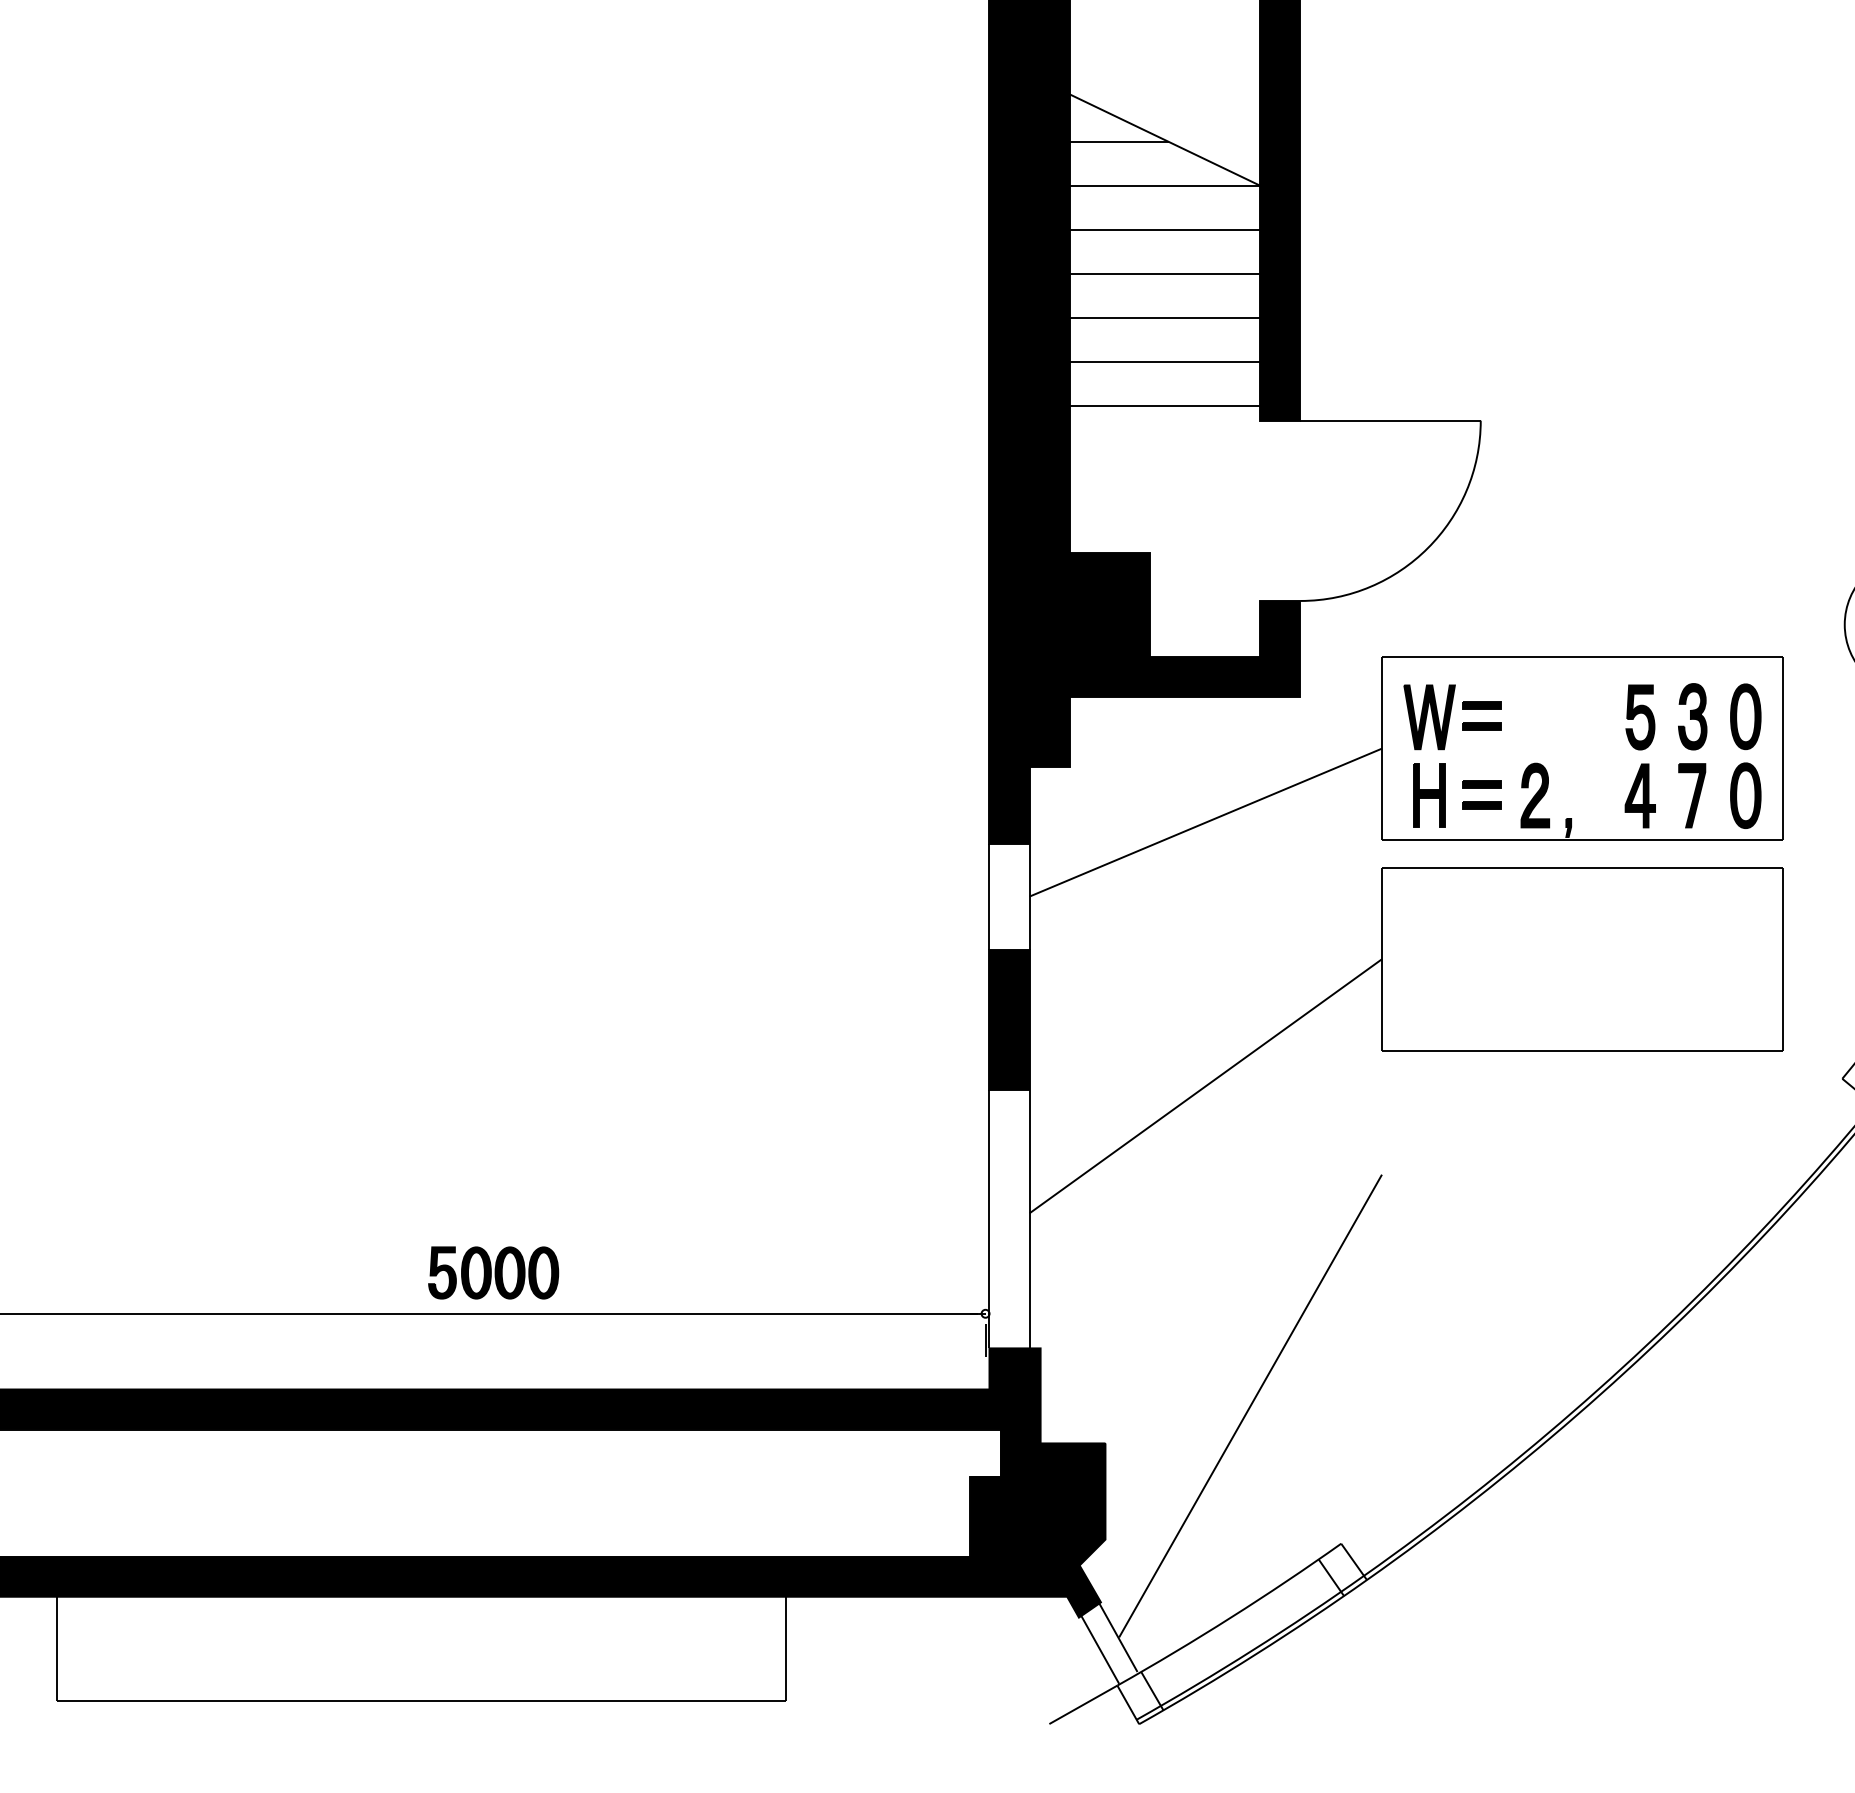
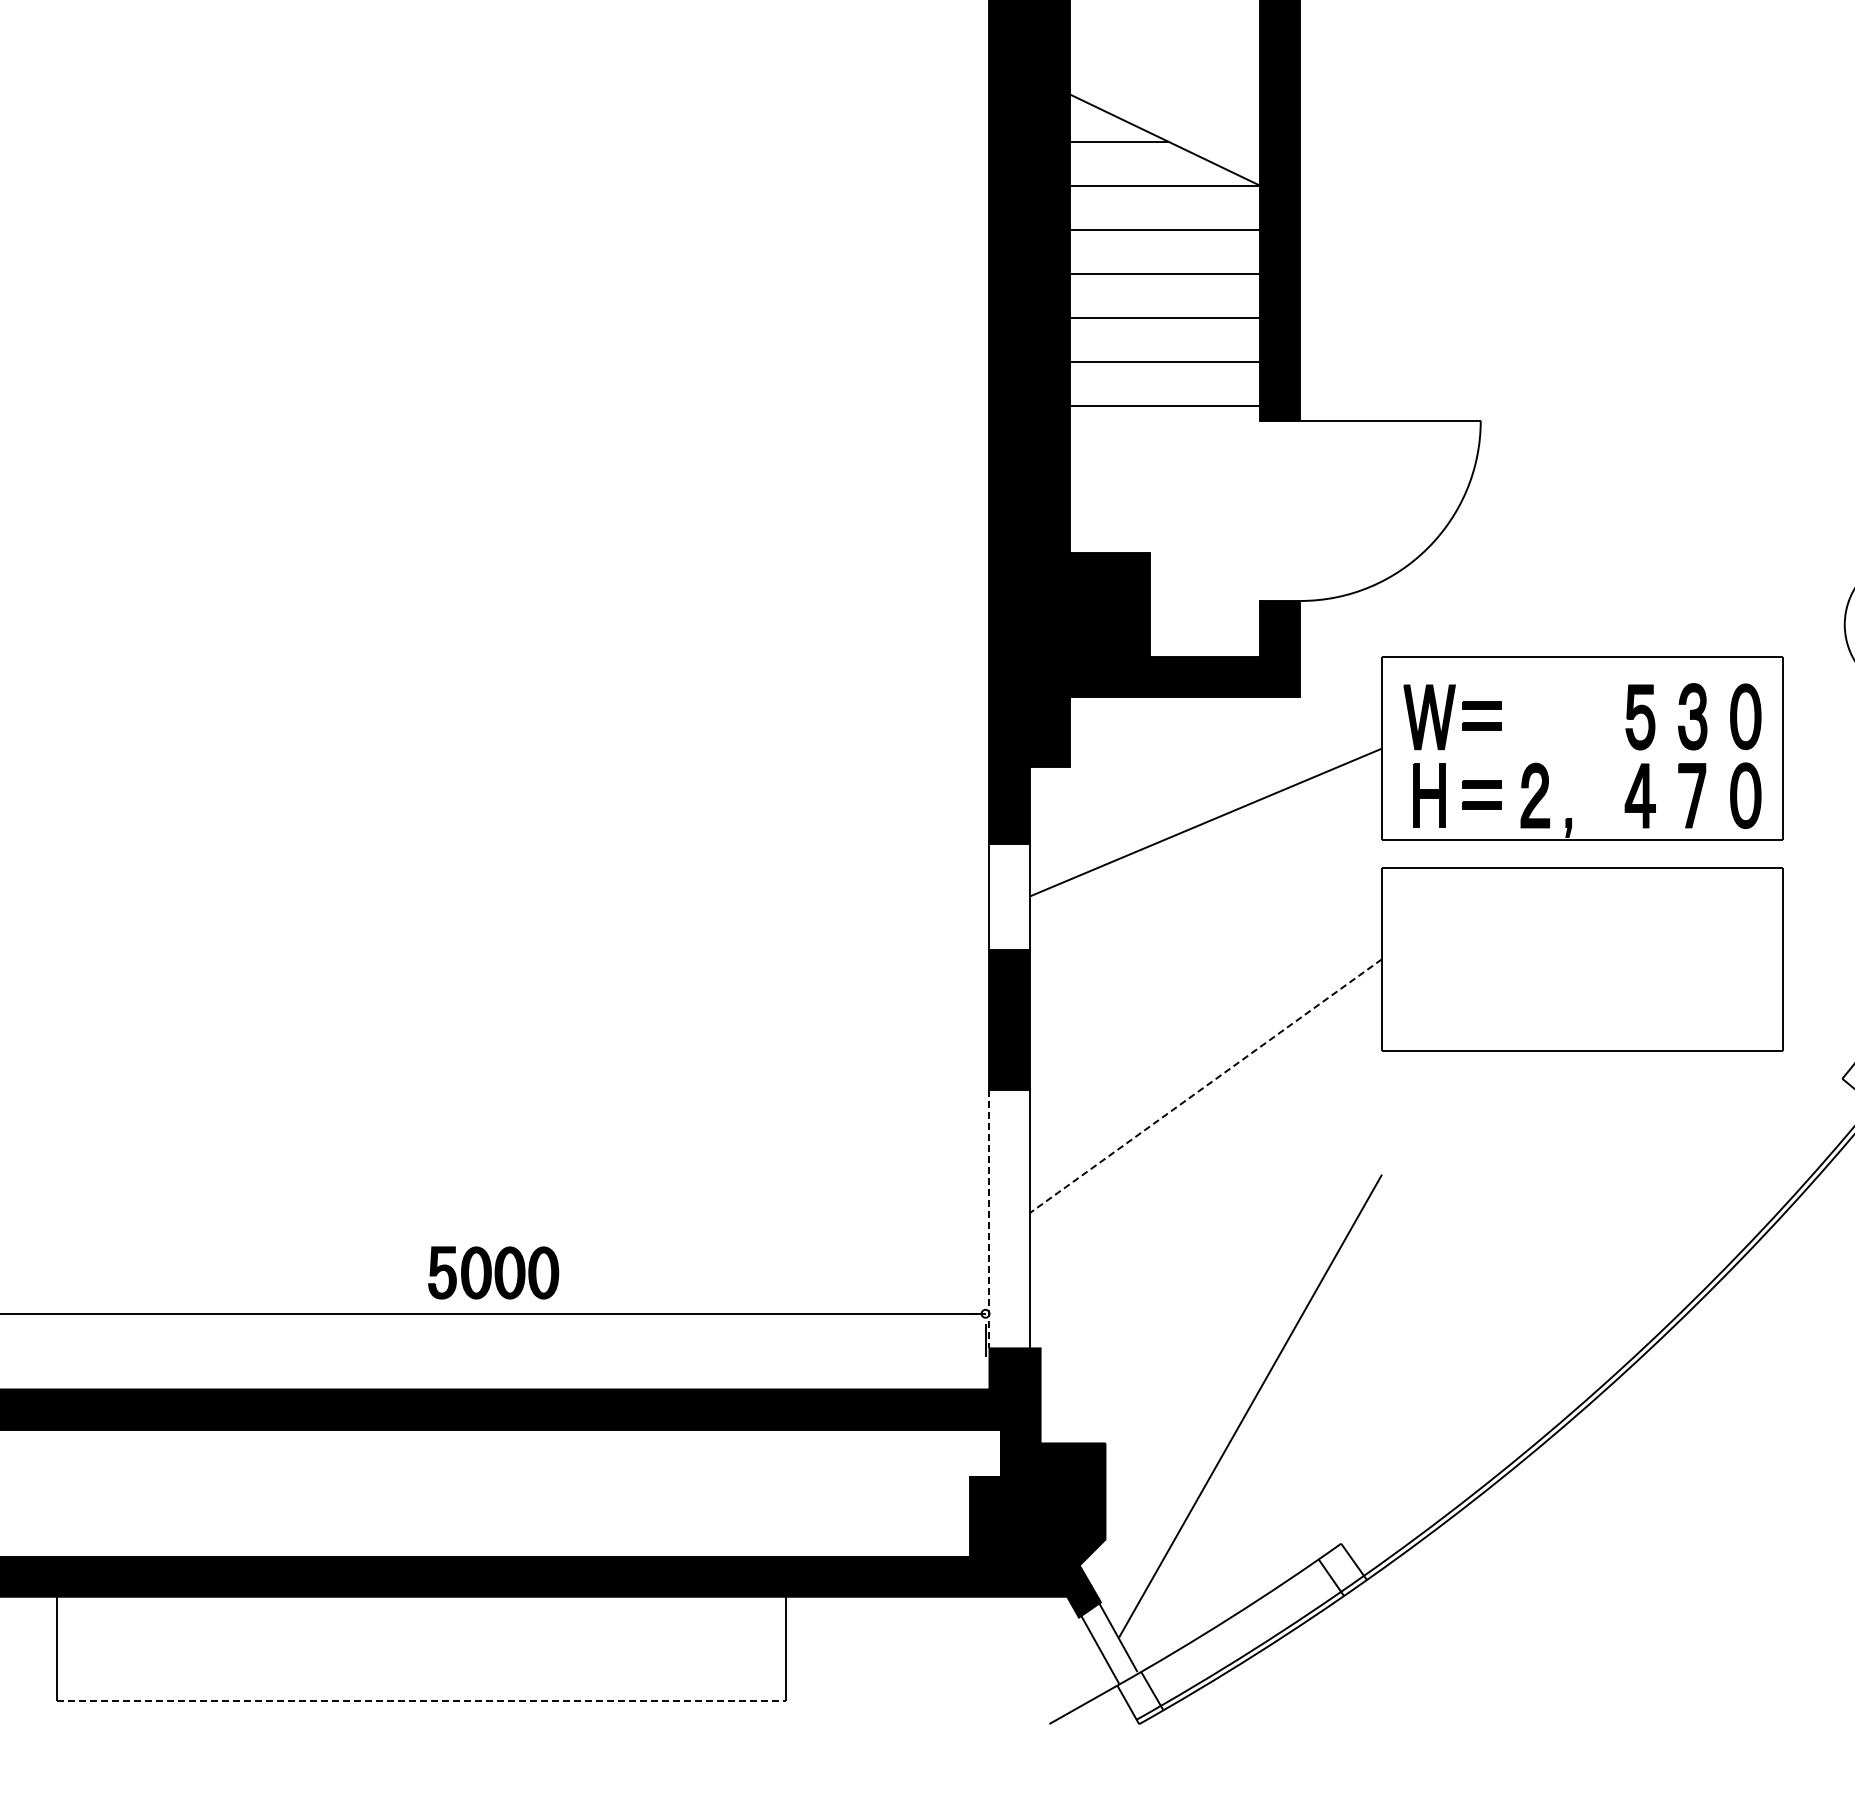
line: solid -> dashed (1205, 1086)
line: solid -> dashed (989, 1219)
line: solid -> dashed (421, 1701)
